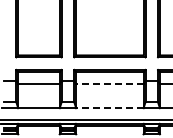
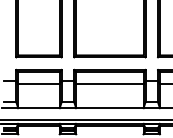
line: dashed -> solid (109, 84)
line: dashed -> solid (109, 108)
